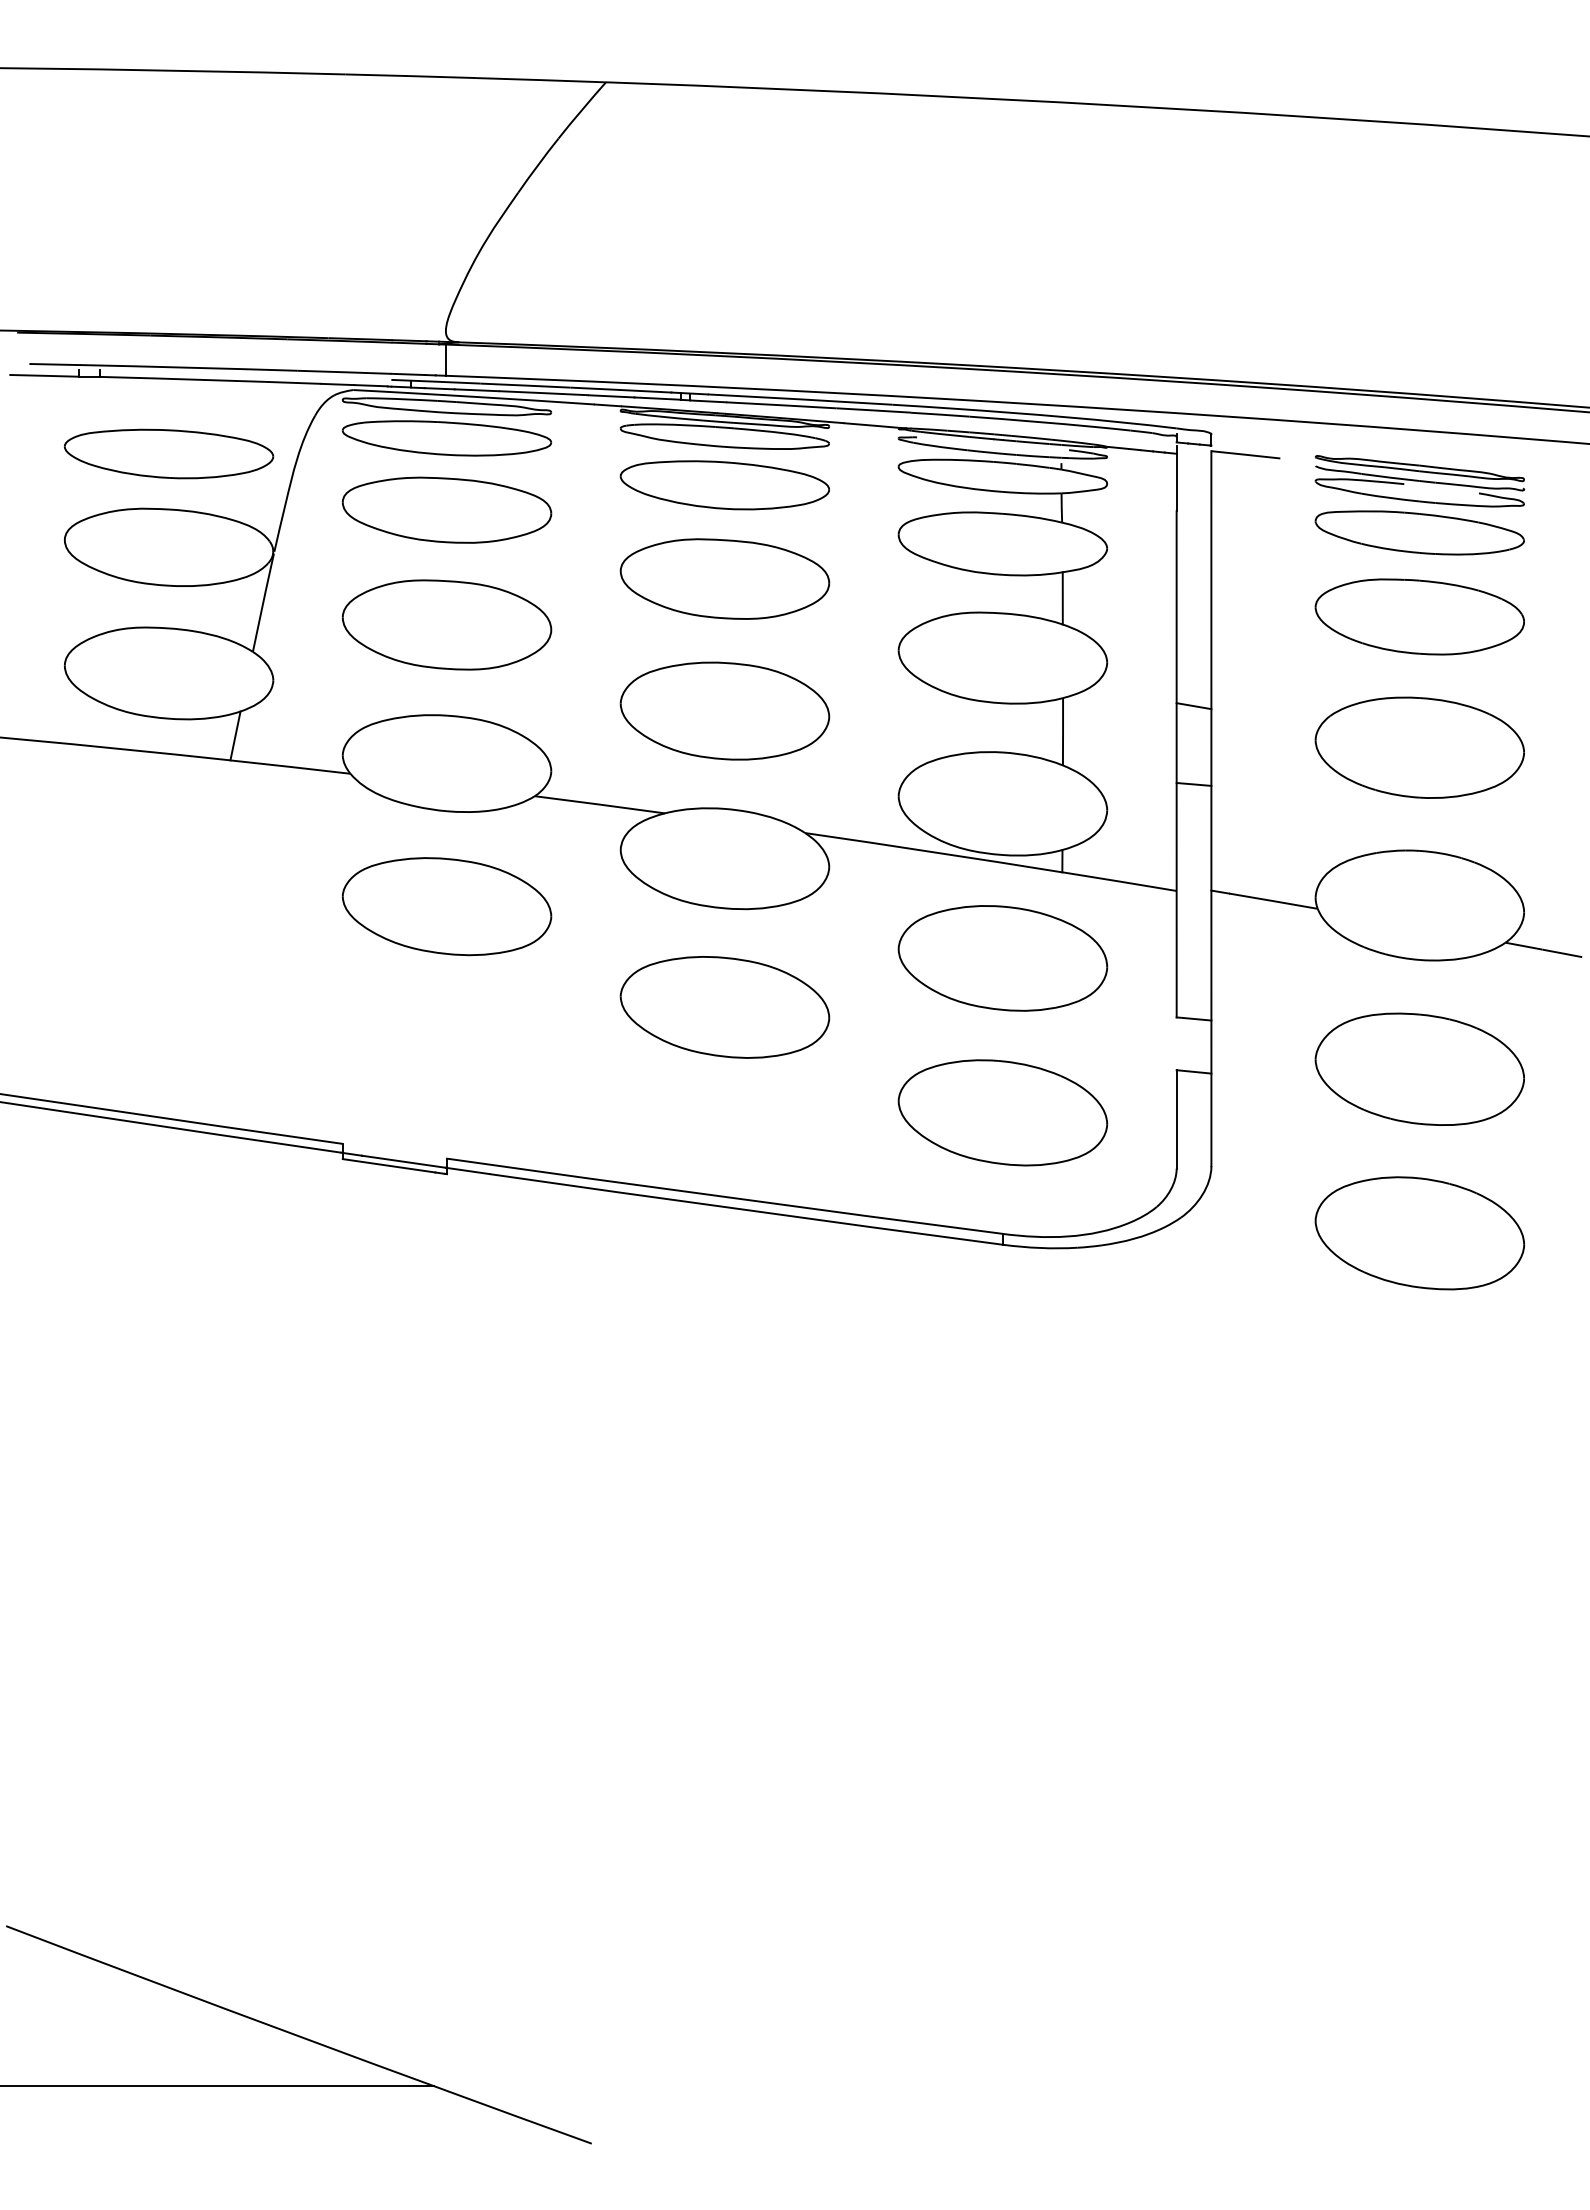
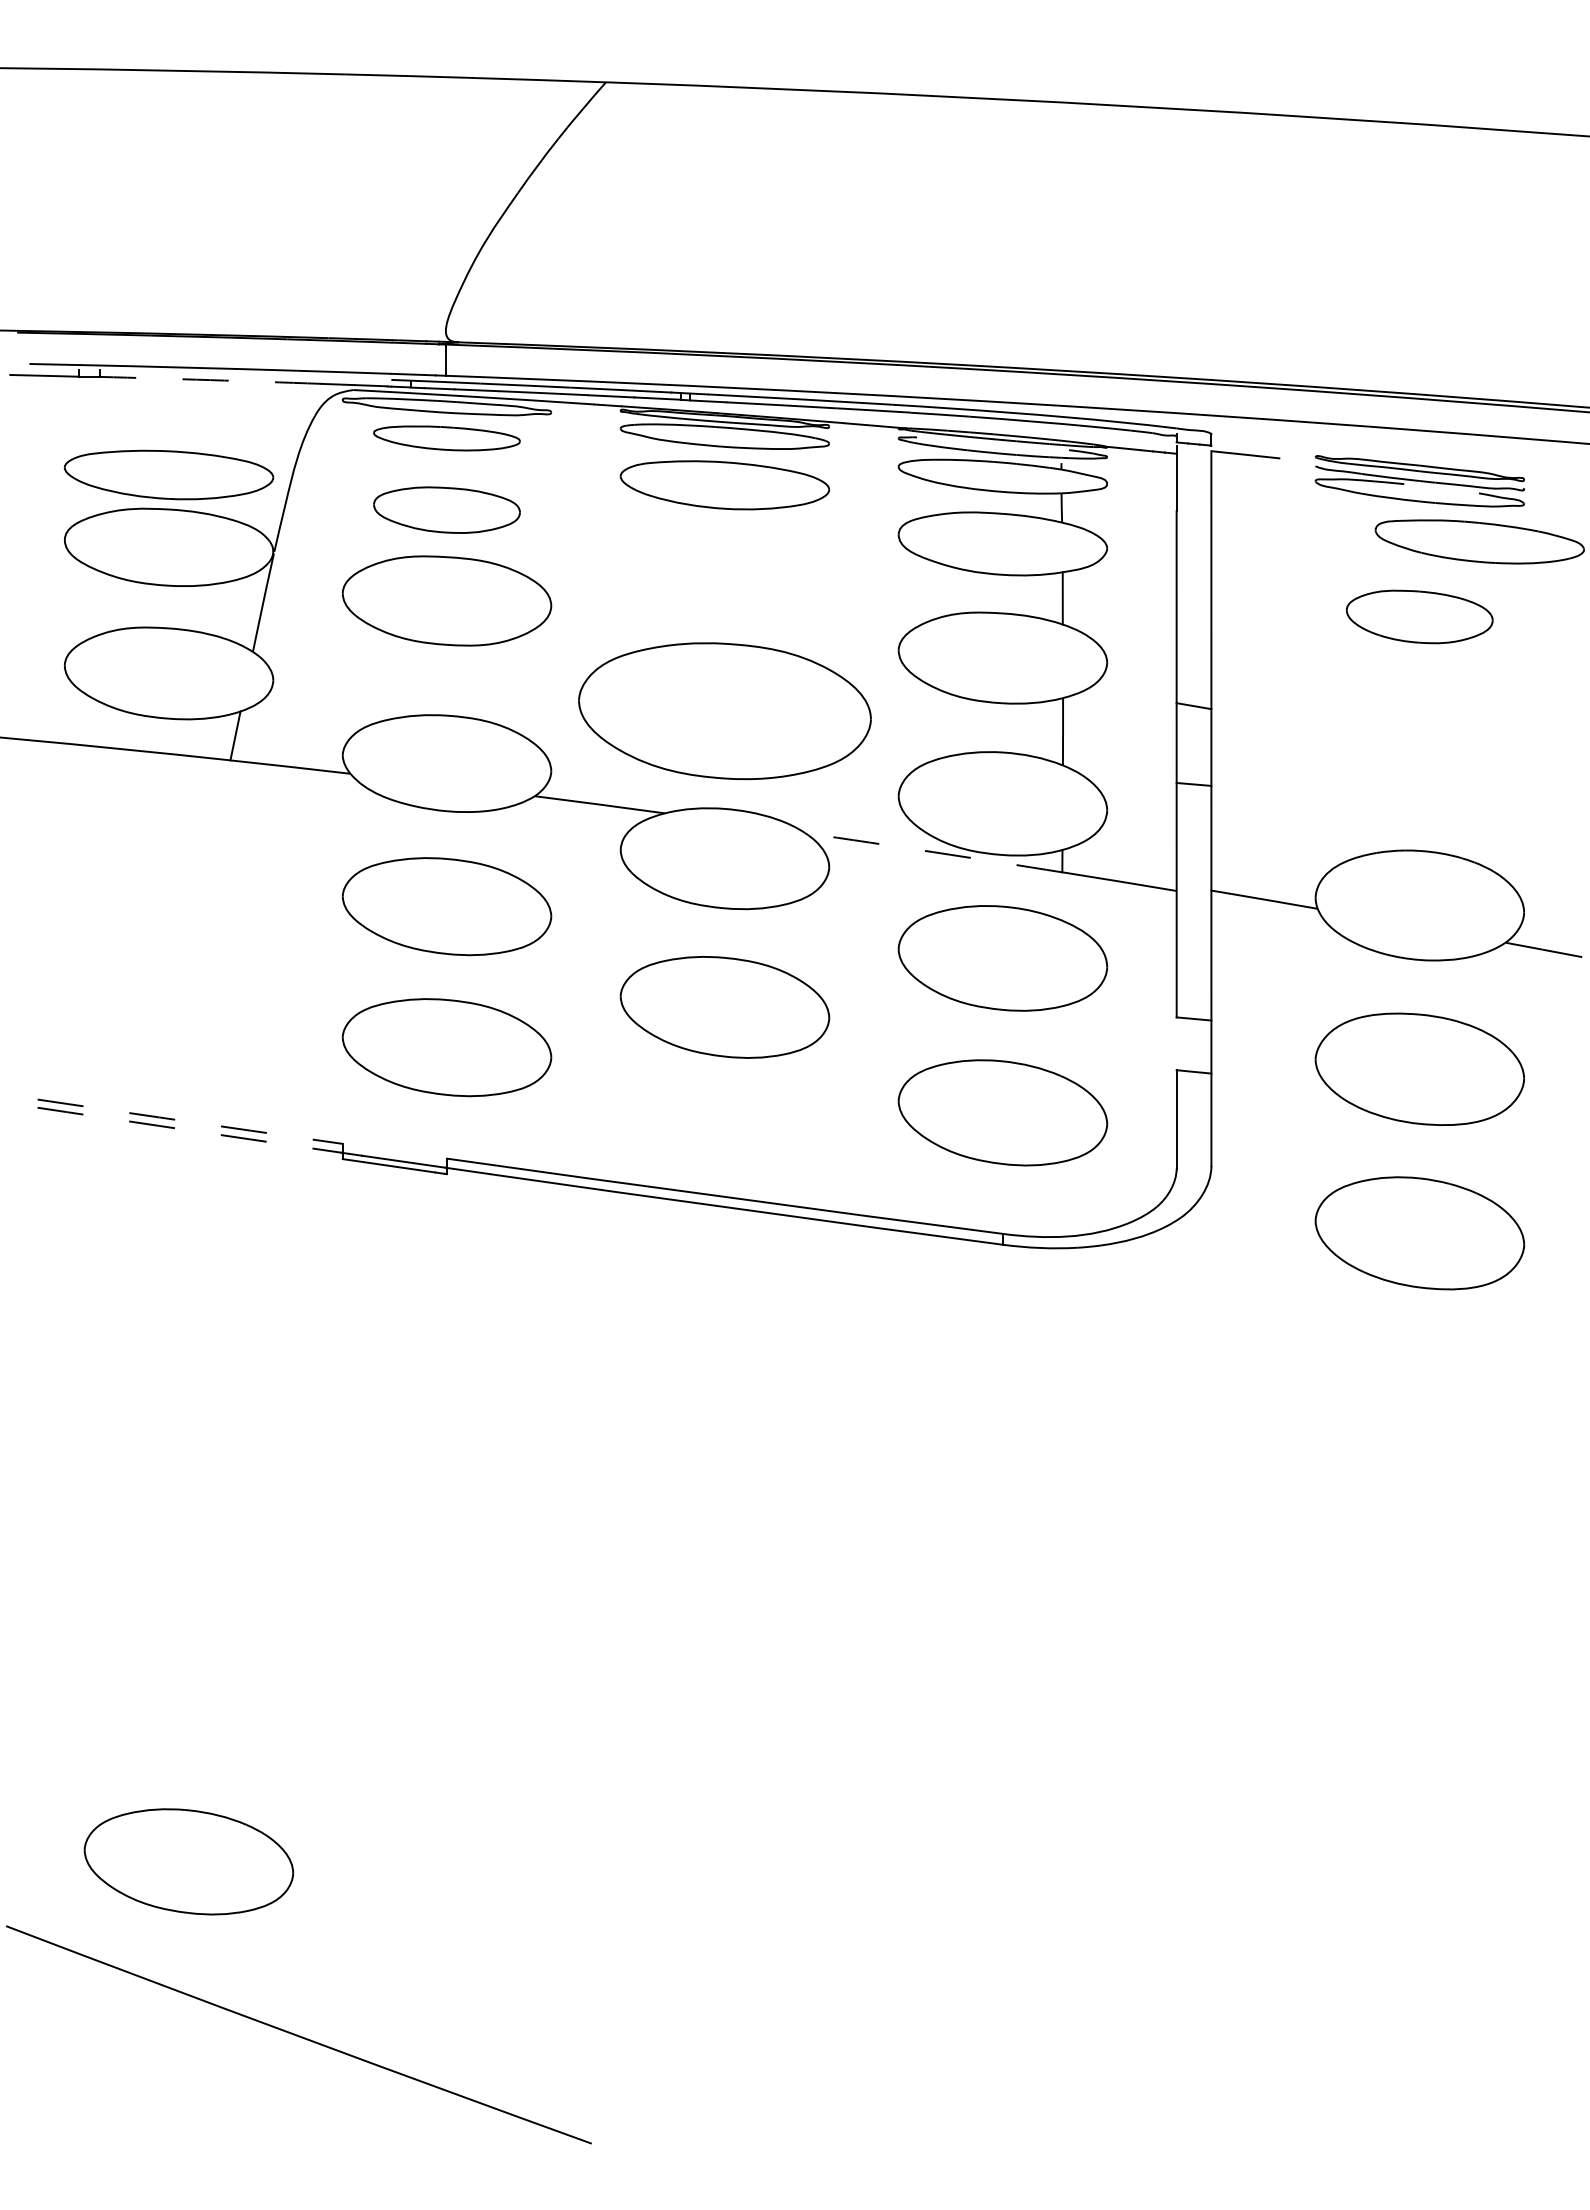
arc: solid -> dashed (210, 380)
part size: 212x37 px -> 148x27 px (446, 438)
part position: (168, 453) -> (168, 474) (168, 474)
part size: 212x68 px -> 148x48 px (446, 509)
part position: (1419, 532) -> (1479, 541) (1479, 541)
part: present -> none (724, 578)
part size: 211x78 px -> 149x56 px (1419, 616)
part position: (446, 624) -> (446, 600) (446, 600)
part size: 212x100 px -> 294x138 px (724, 710)
part: present -> none (1419, 747)
arc: solid -> dashed (933, 852)
part: none -> present (446, 1047)
arc: solid -> dashed (171, 1119)
arc: solid -> dashed (171, 1127)
part: none -> present (188, 1861)
line: present -> none (218, 2086)
